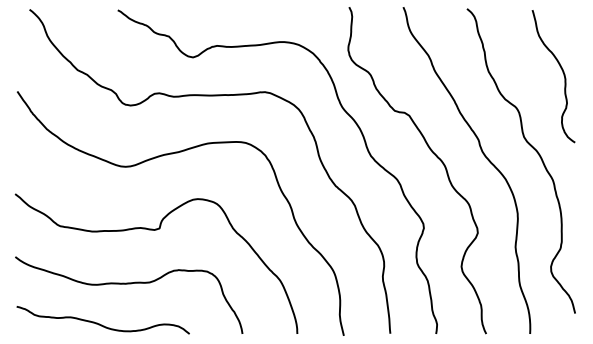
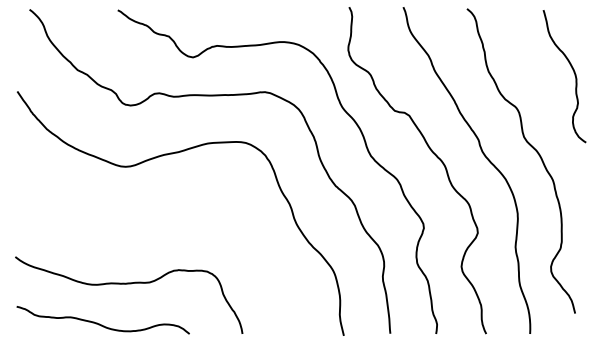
curve position: (562, 72) -> (573, 72) (573, 72)
curve: present -> none (156, 230)
